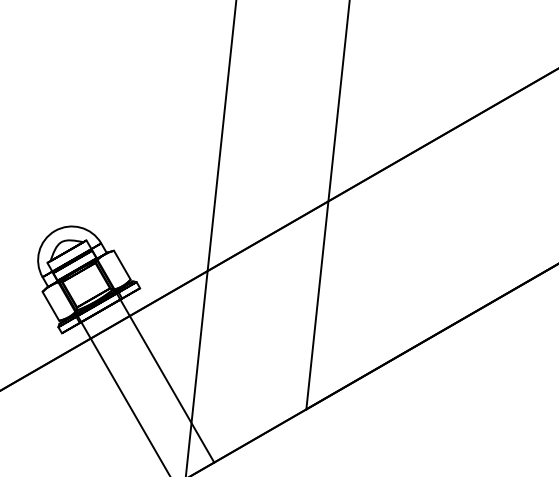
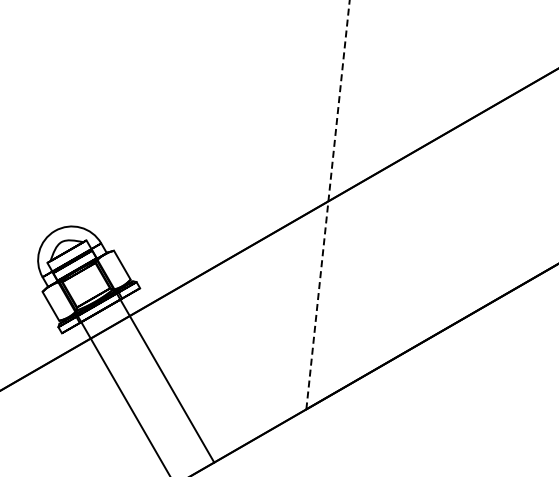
line: solid -> dashed (328, 204)
line: present -> none (211, 237)
